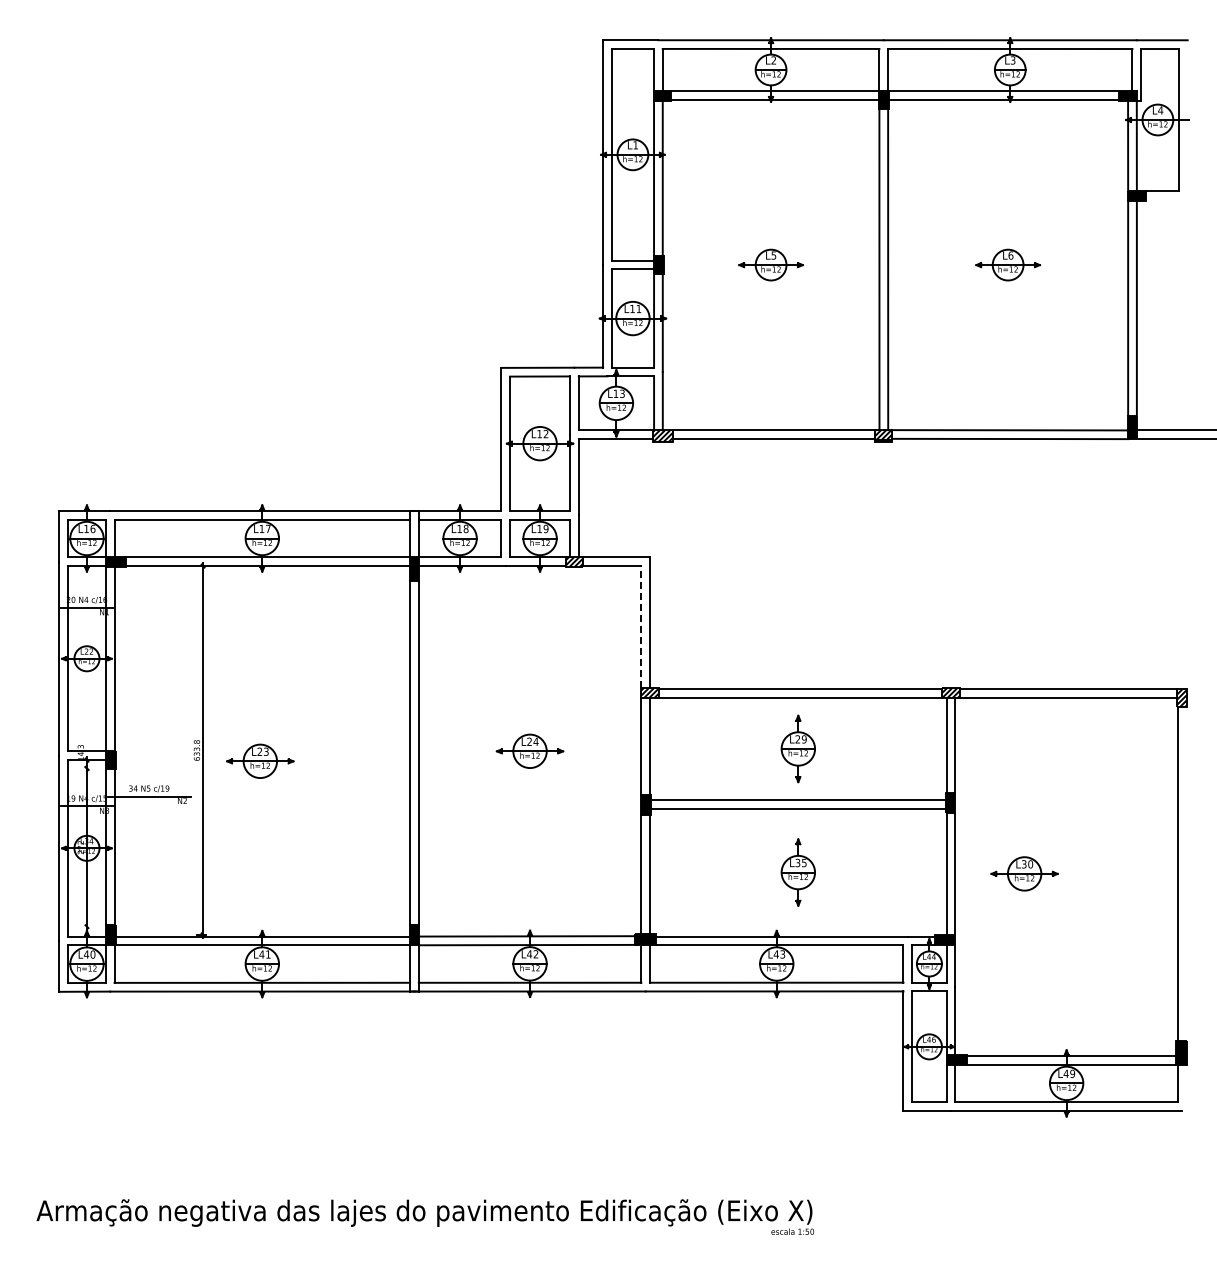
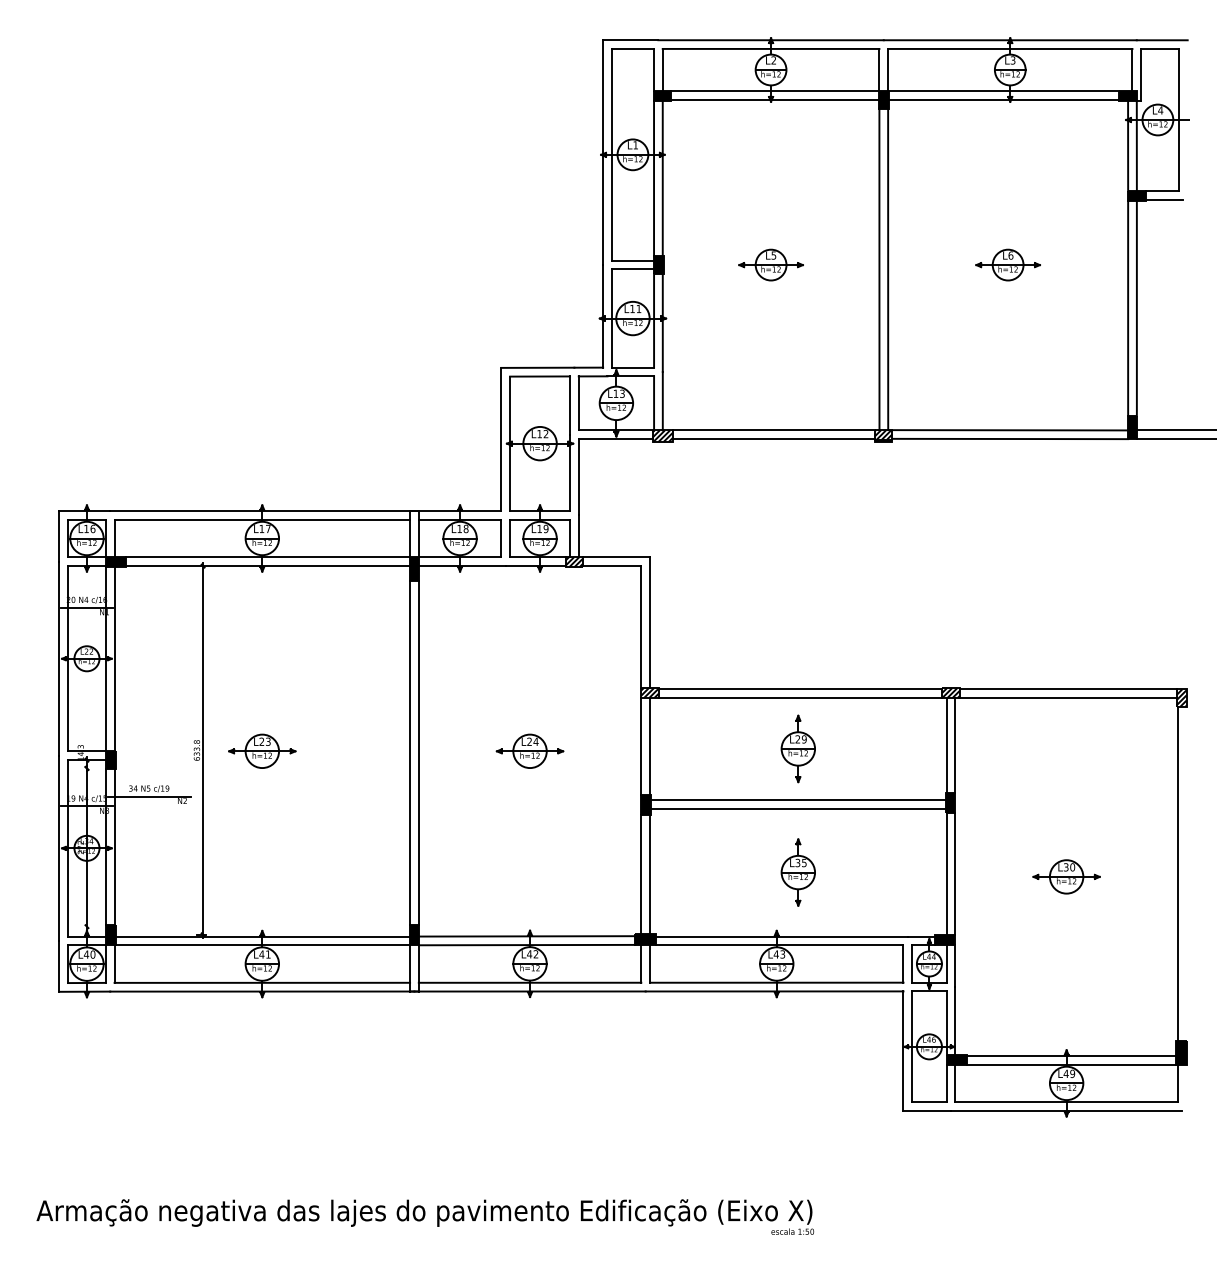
line: none -> present (1164, 199)
line: dashed -> solid (641, 626)
part position: (260, 760) -> (262, 750) (262, 750)
part position: (1024, 873) -> (1066, 876) (1066, 876)
